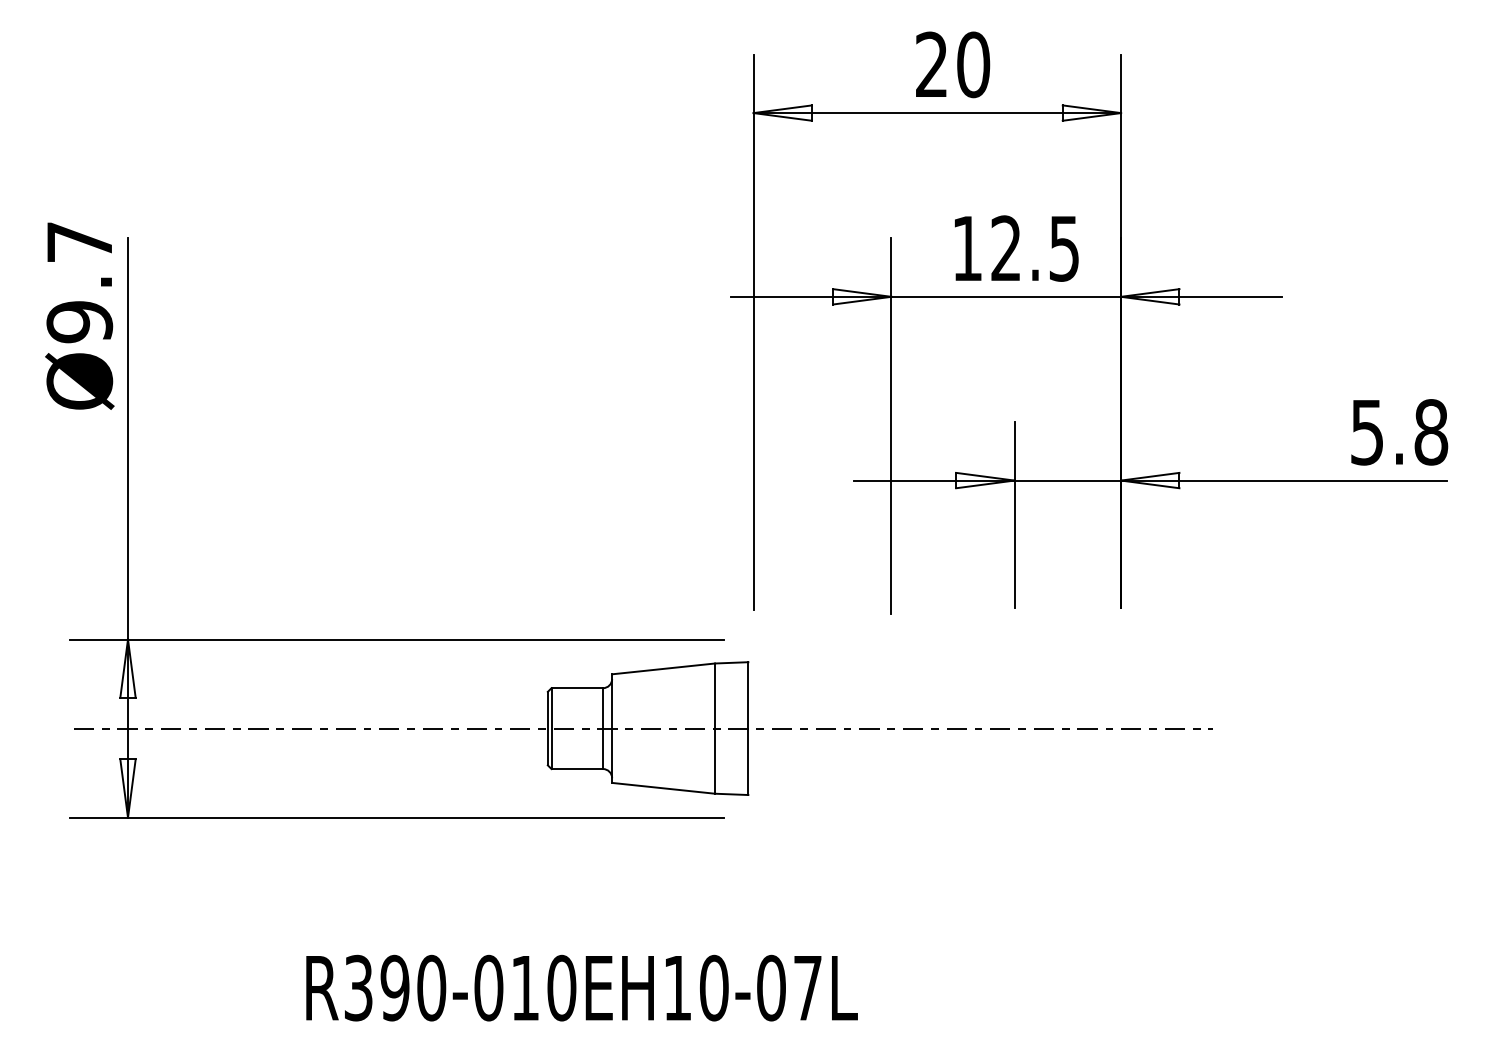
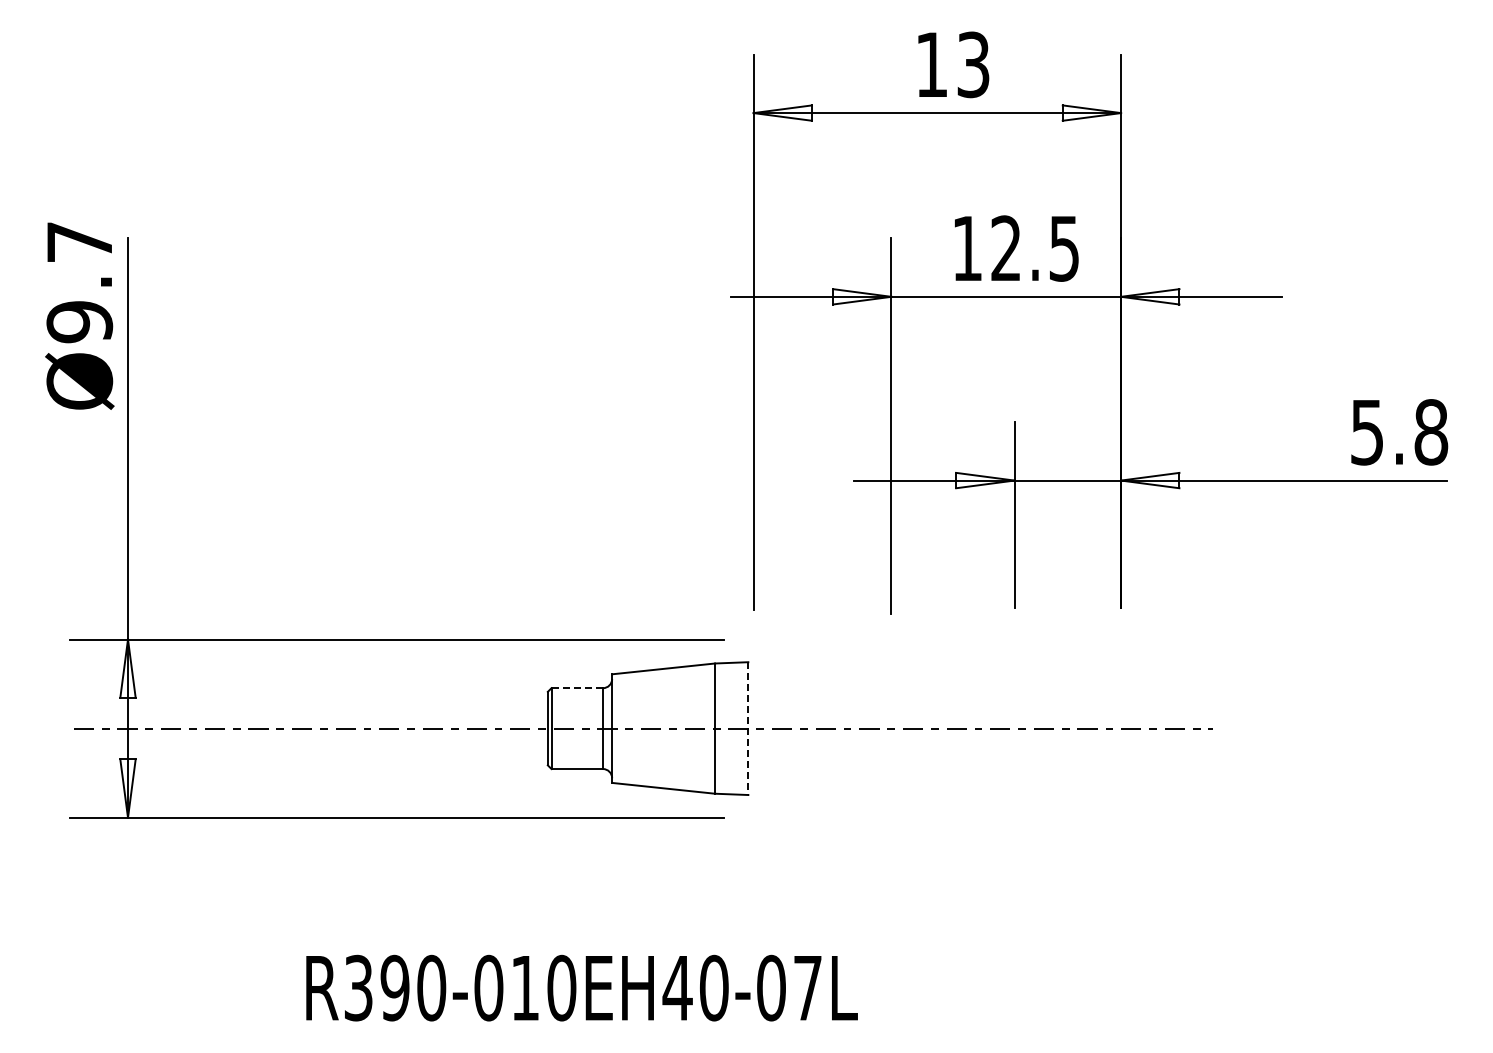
text: 20 -> 13 (953, 64)
line: solid -> dashed (577, 688)
line: solid -> dashed (748, 729)
text: R390-010EH10-07L -> R390-010EH40-07L (677, 988)
